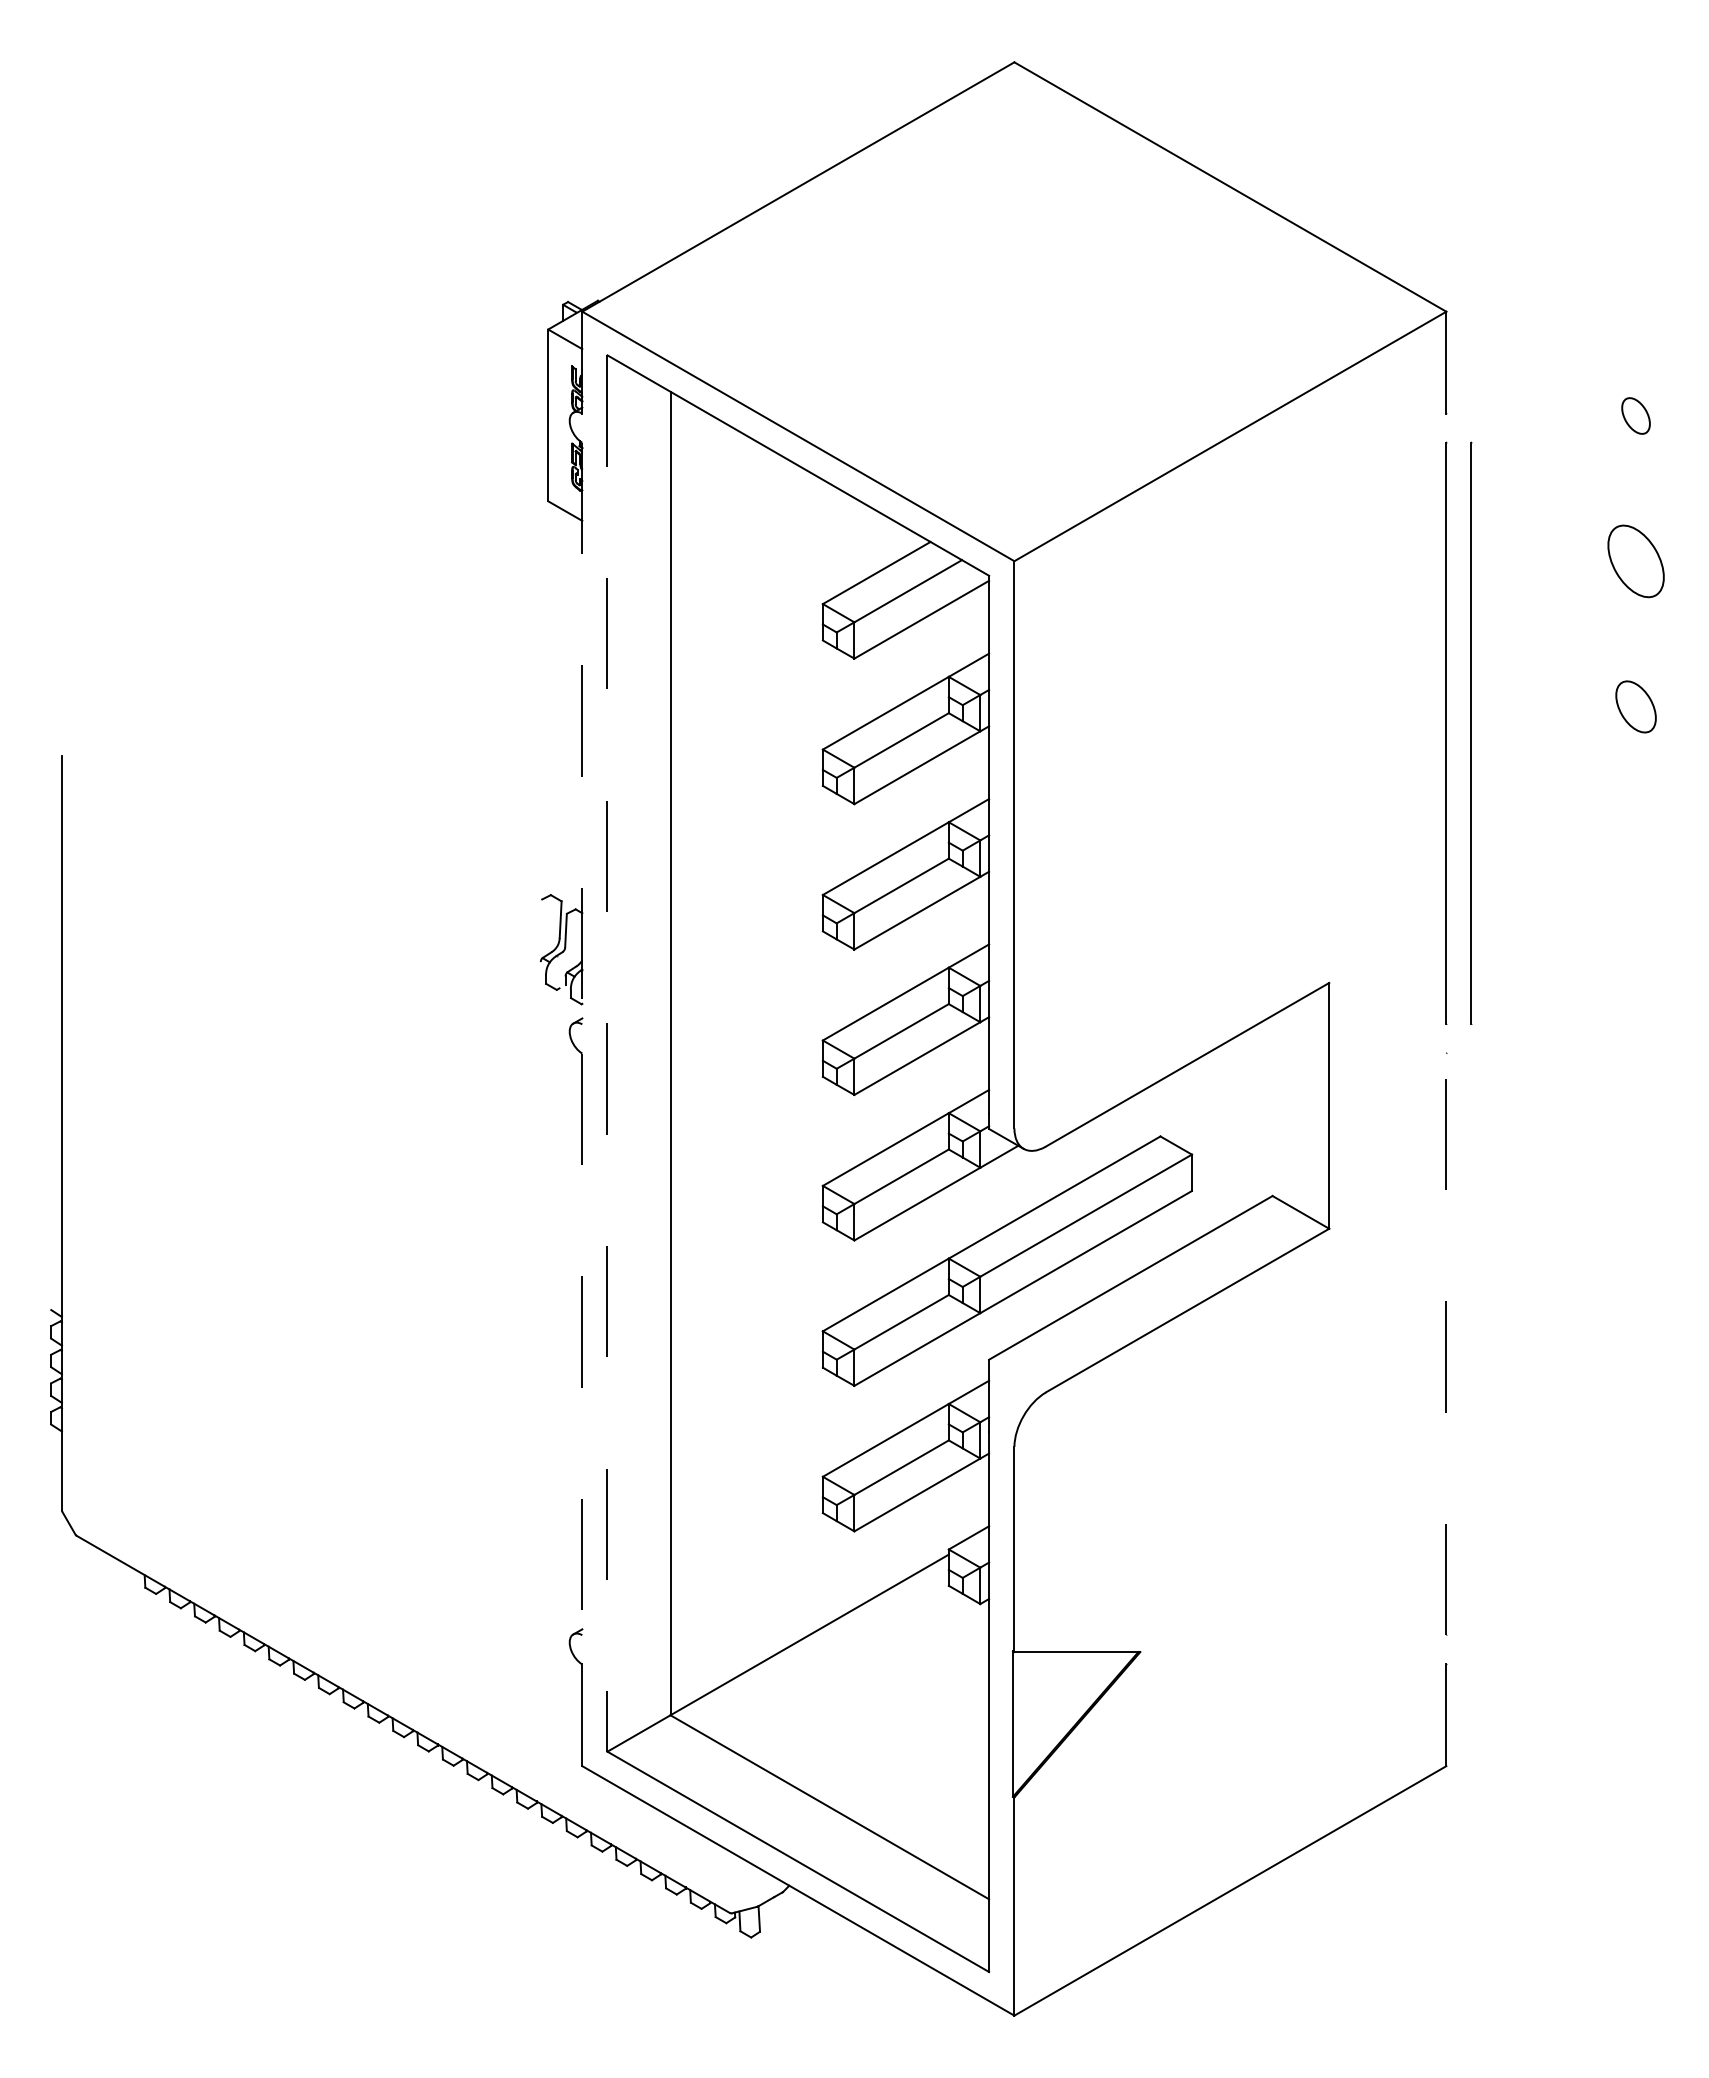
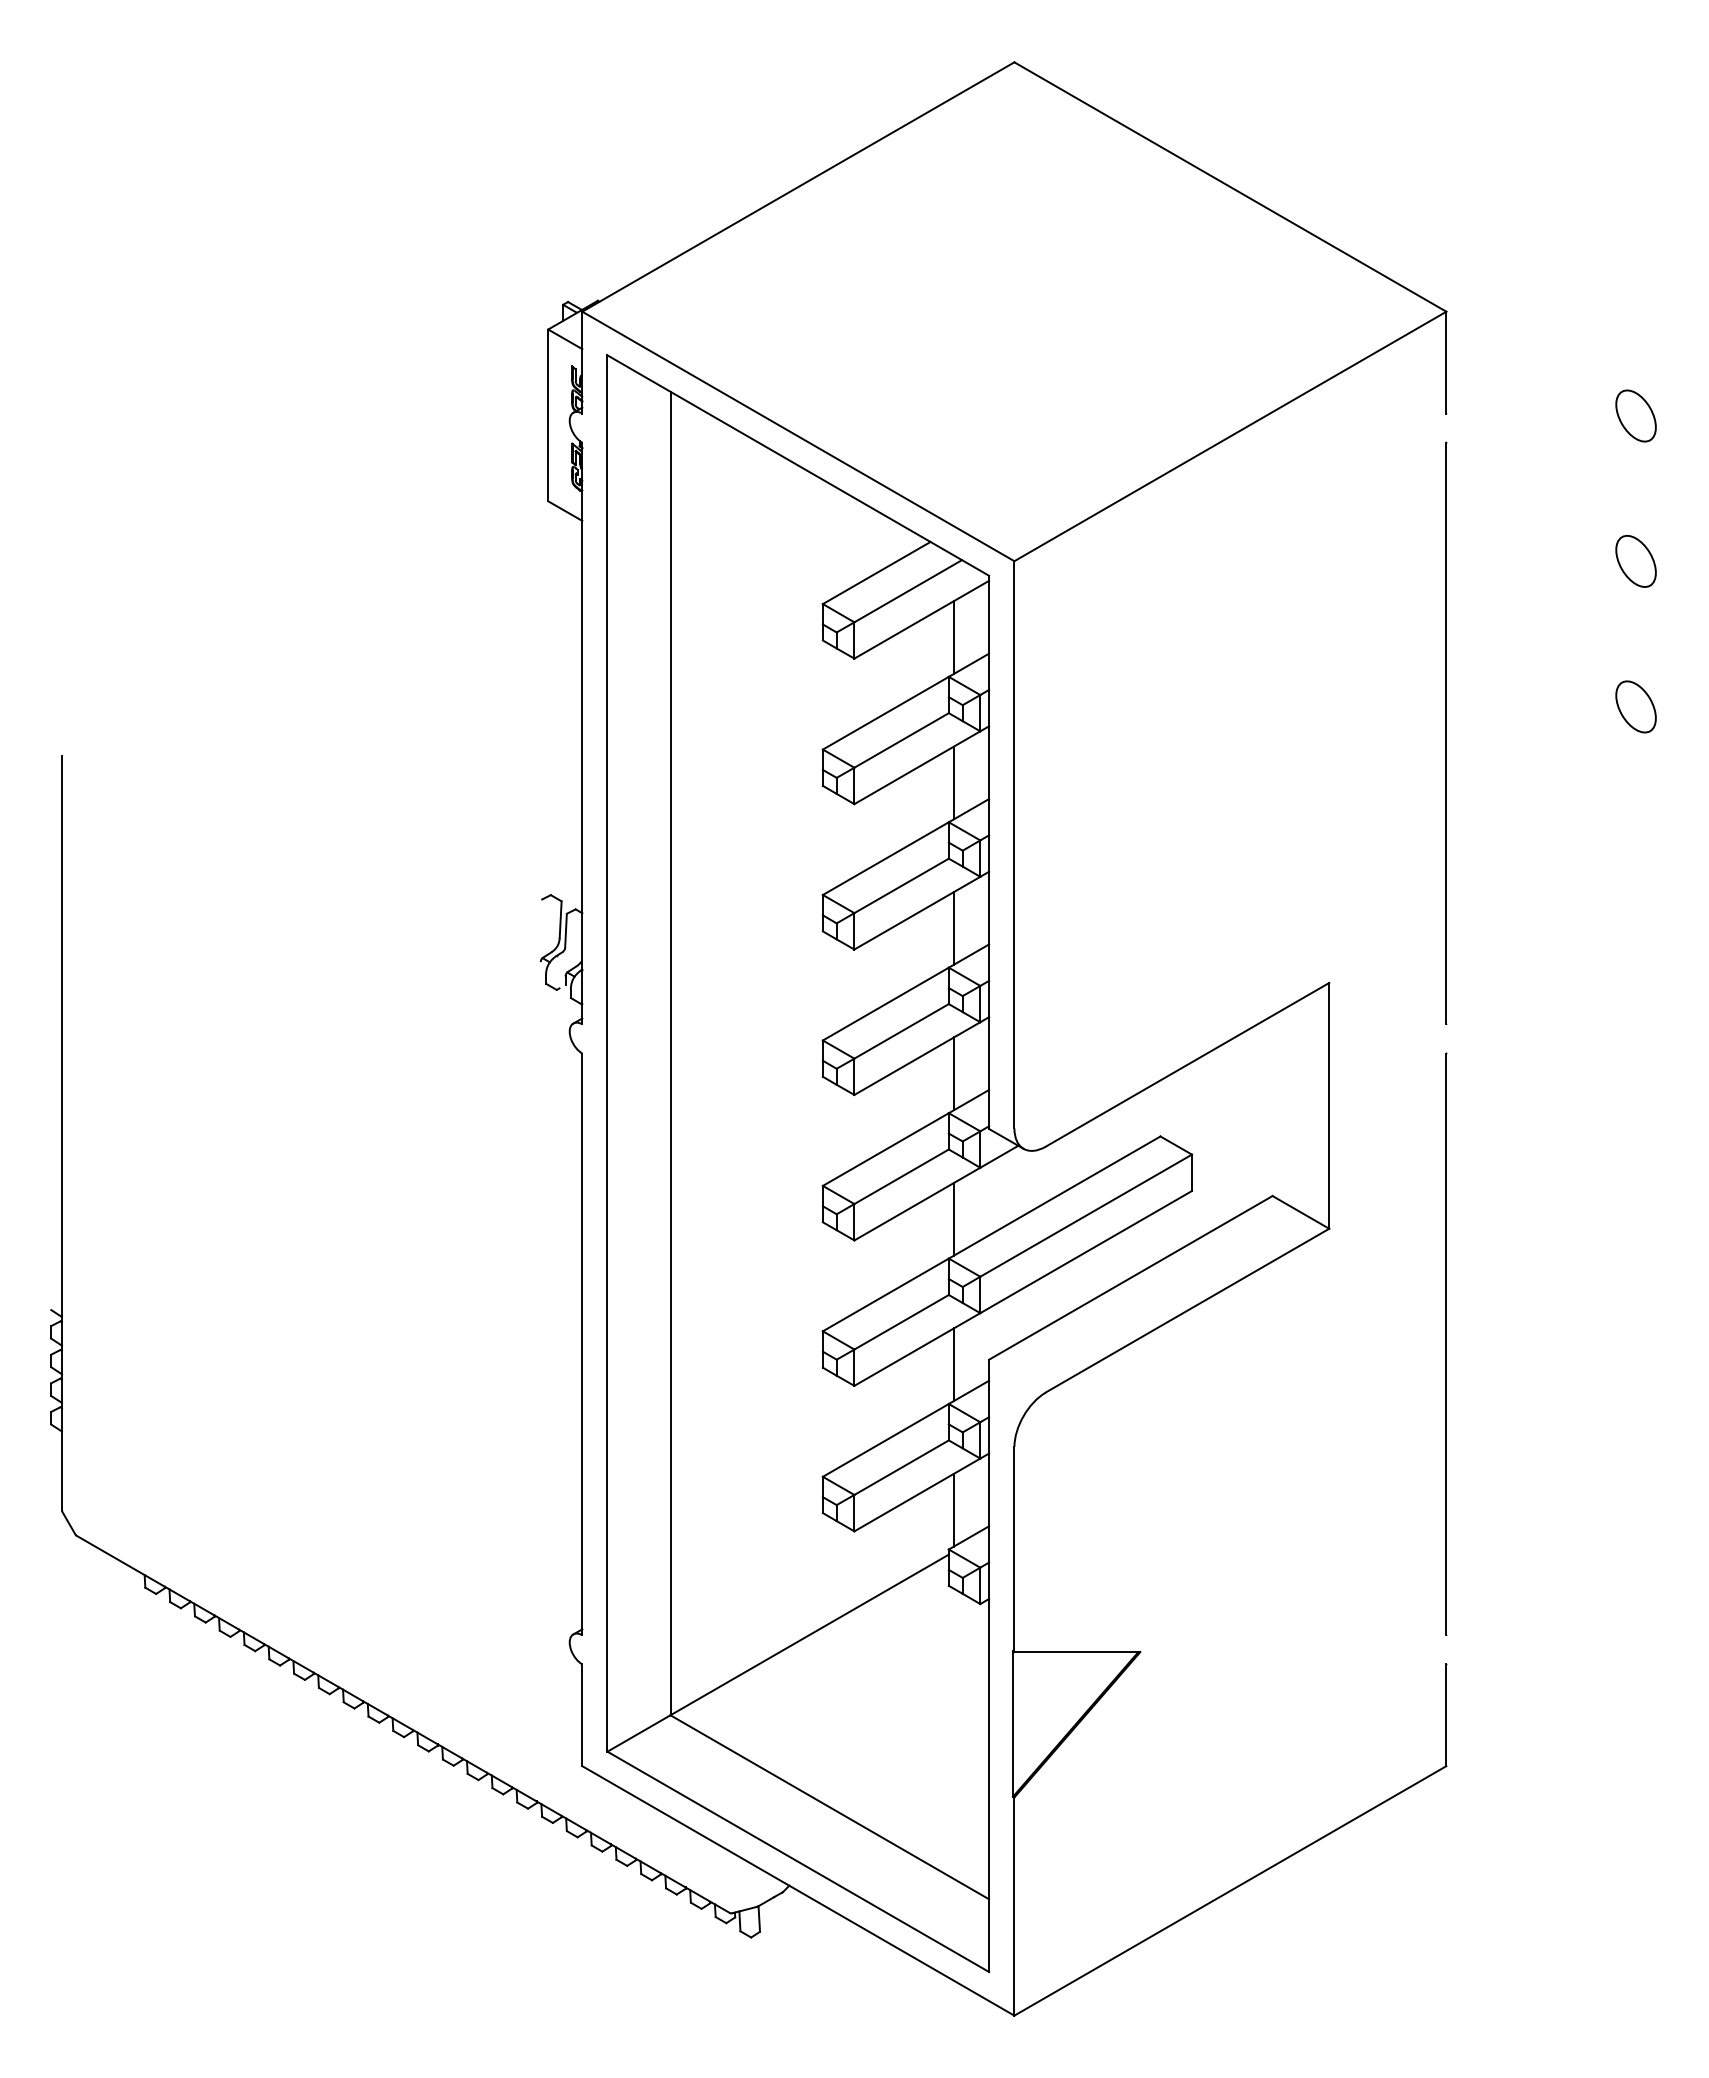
part size: 30x38 px -> 42x54 px (1635, 415)
part size: 58x75 px -> 42x53 px (1635, 561)
line: none -> present (953, 637)
line: present -> none (1471, 732)
line: dashed -> solid (582, 733)
line: none -> present (953, 782)
line: none -> present (953, 928)
line: dashed -> solid (607, 1054)
line: none -> present (953, 1073)
line: none -> present (953, 1219)
line: dashed -> solid (582, 1344)
line: dashed -> solid (1446, 1344)
line: none -> present (953, 1364)
line: none -> present (953, 1509)
